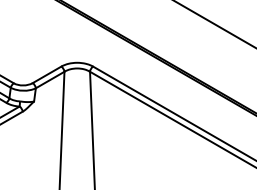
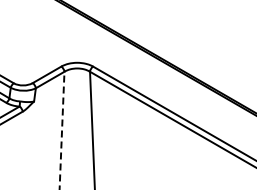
line: present -> none (214, 24)
line: solid -> dashed (62, 130)
